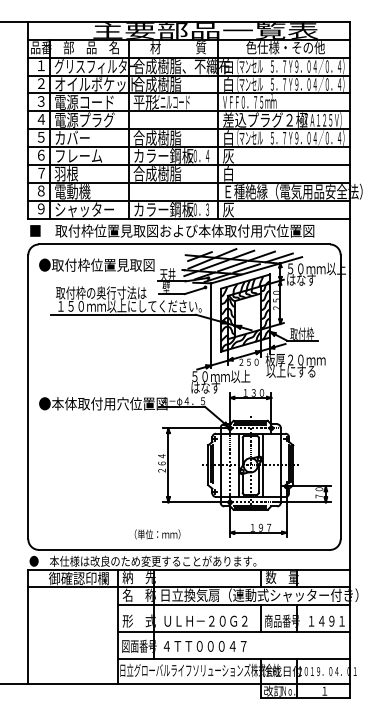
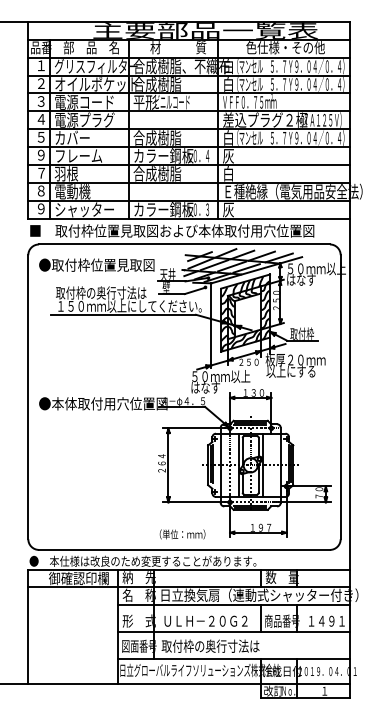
text: ６ -> ９ (41, 154)
text position: (157, 534) -> (182, 534) (182, 534)
text: ４ＴＴ０００４７ -> 取付枠の奥行寸法は (210, 645)
